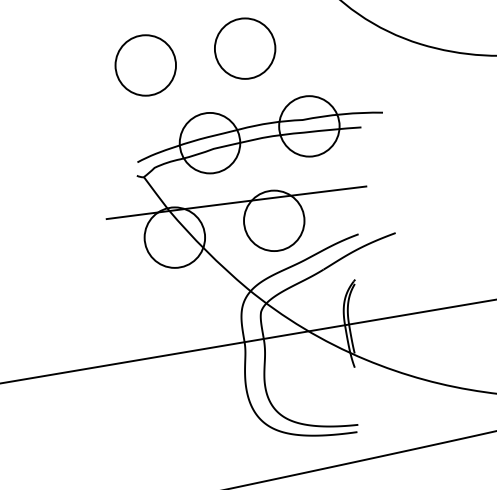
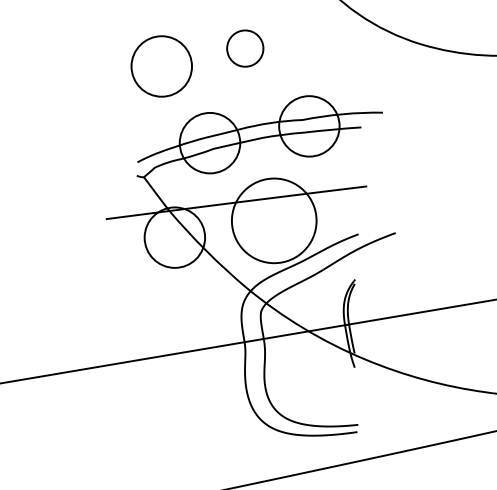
circle size: 63x63 px -> 39x39 px (245, 48)
circle position: (145, 65) -> (161, 66) (161, 66)
circle diameter: 60 px -> 85 px (273, 220)
